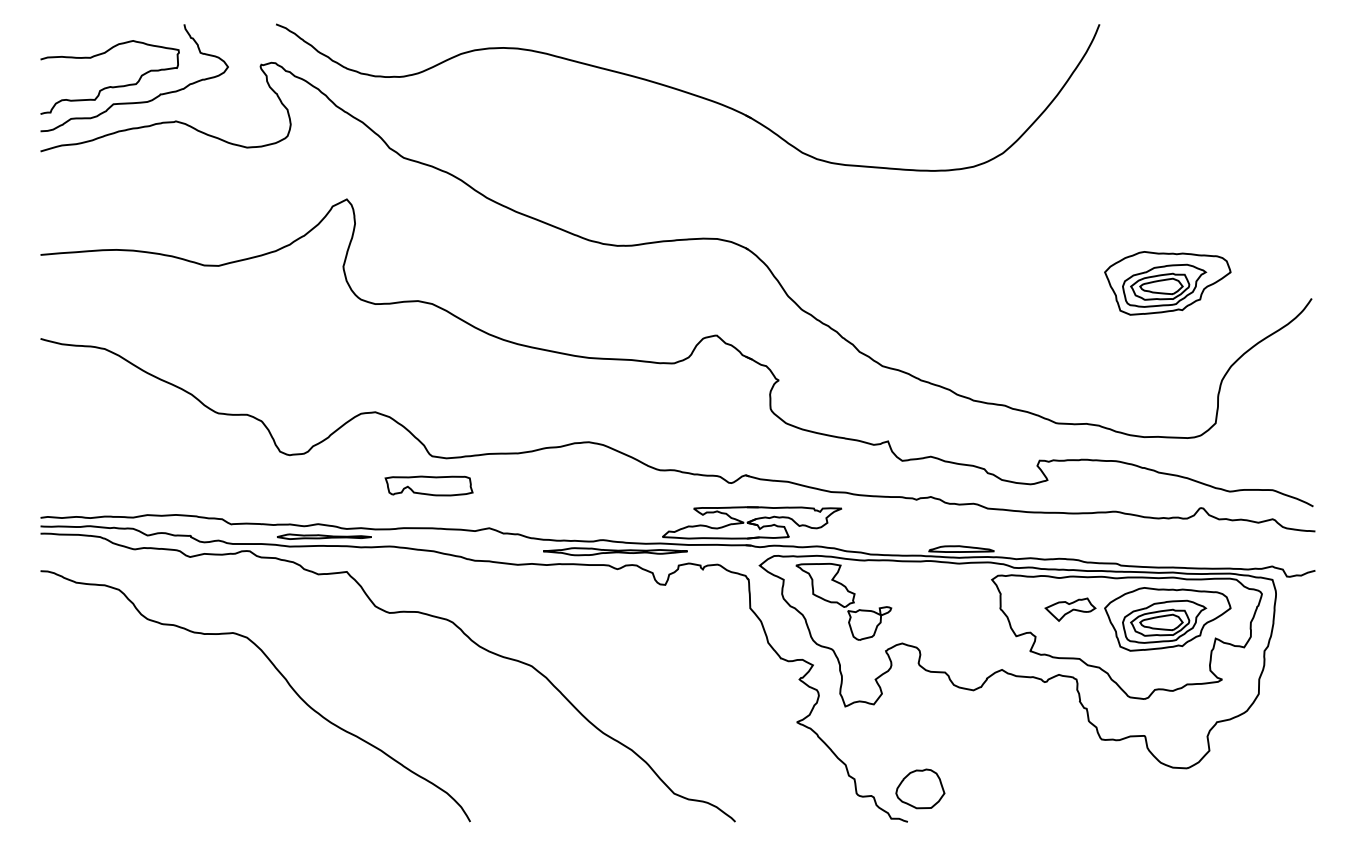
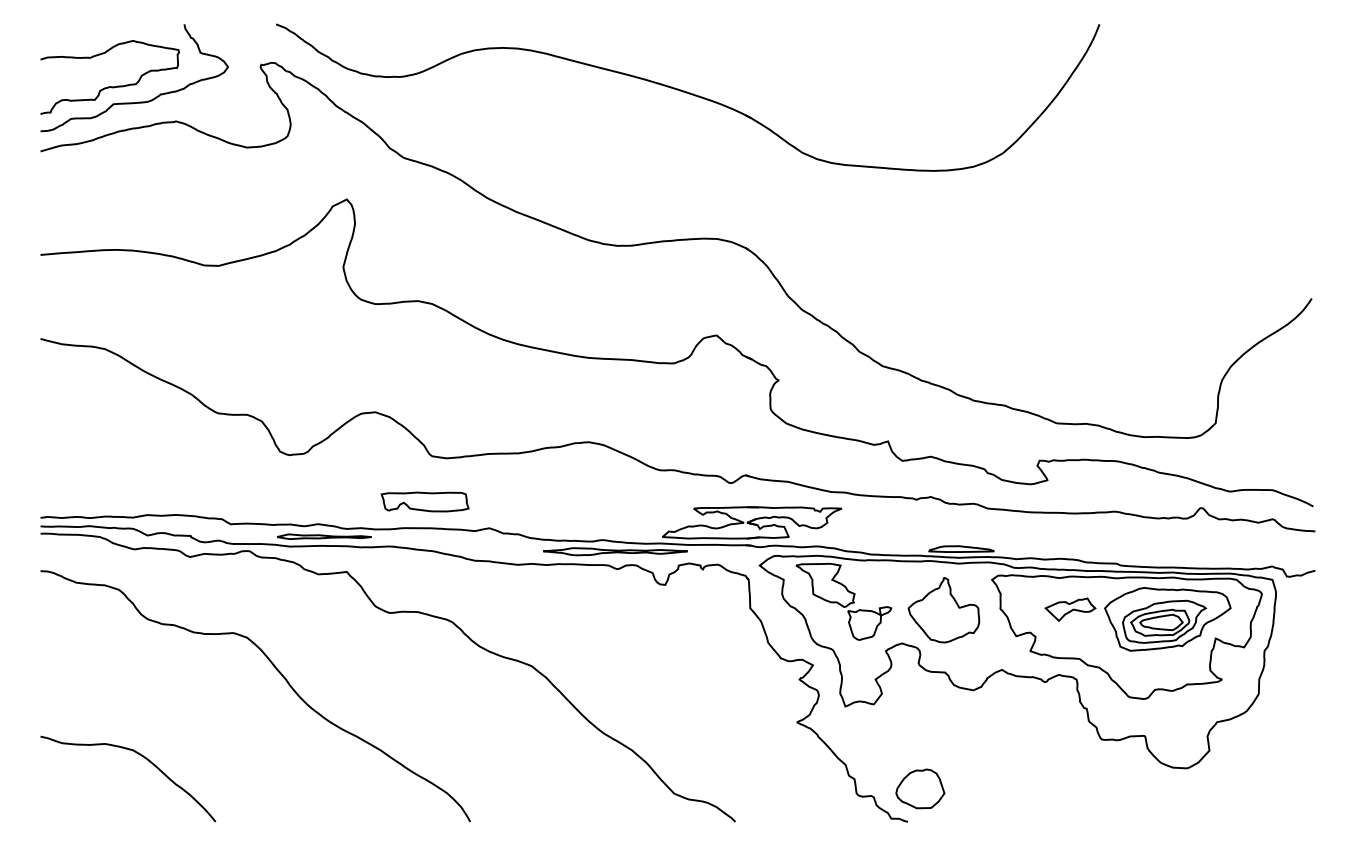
part: present -> none (1167, 283)
part position: (428, 485) -> (424, 501) (424, 501)
part: none -> present (943, 610)
curve: none -> present (139, 755)
